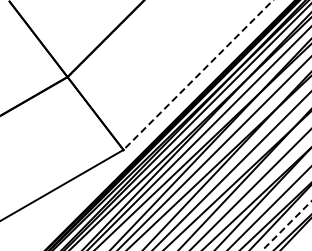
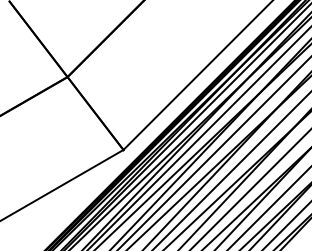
line: dashed -> solid (198, 75)
line: dashed -> solid (286, 225)
